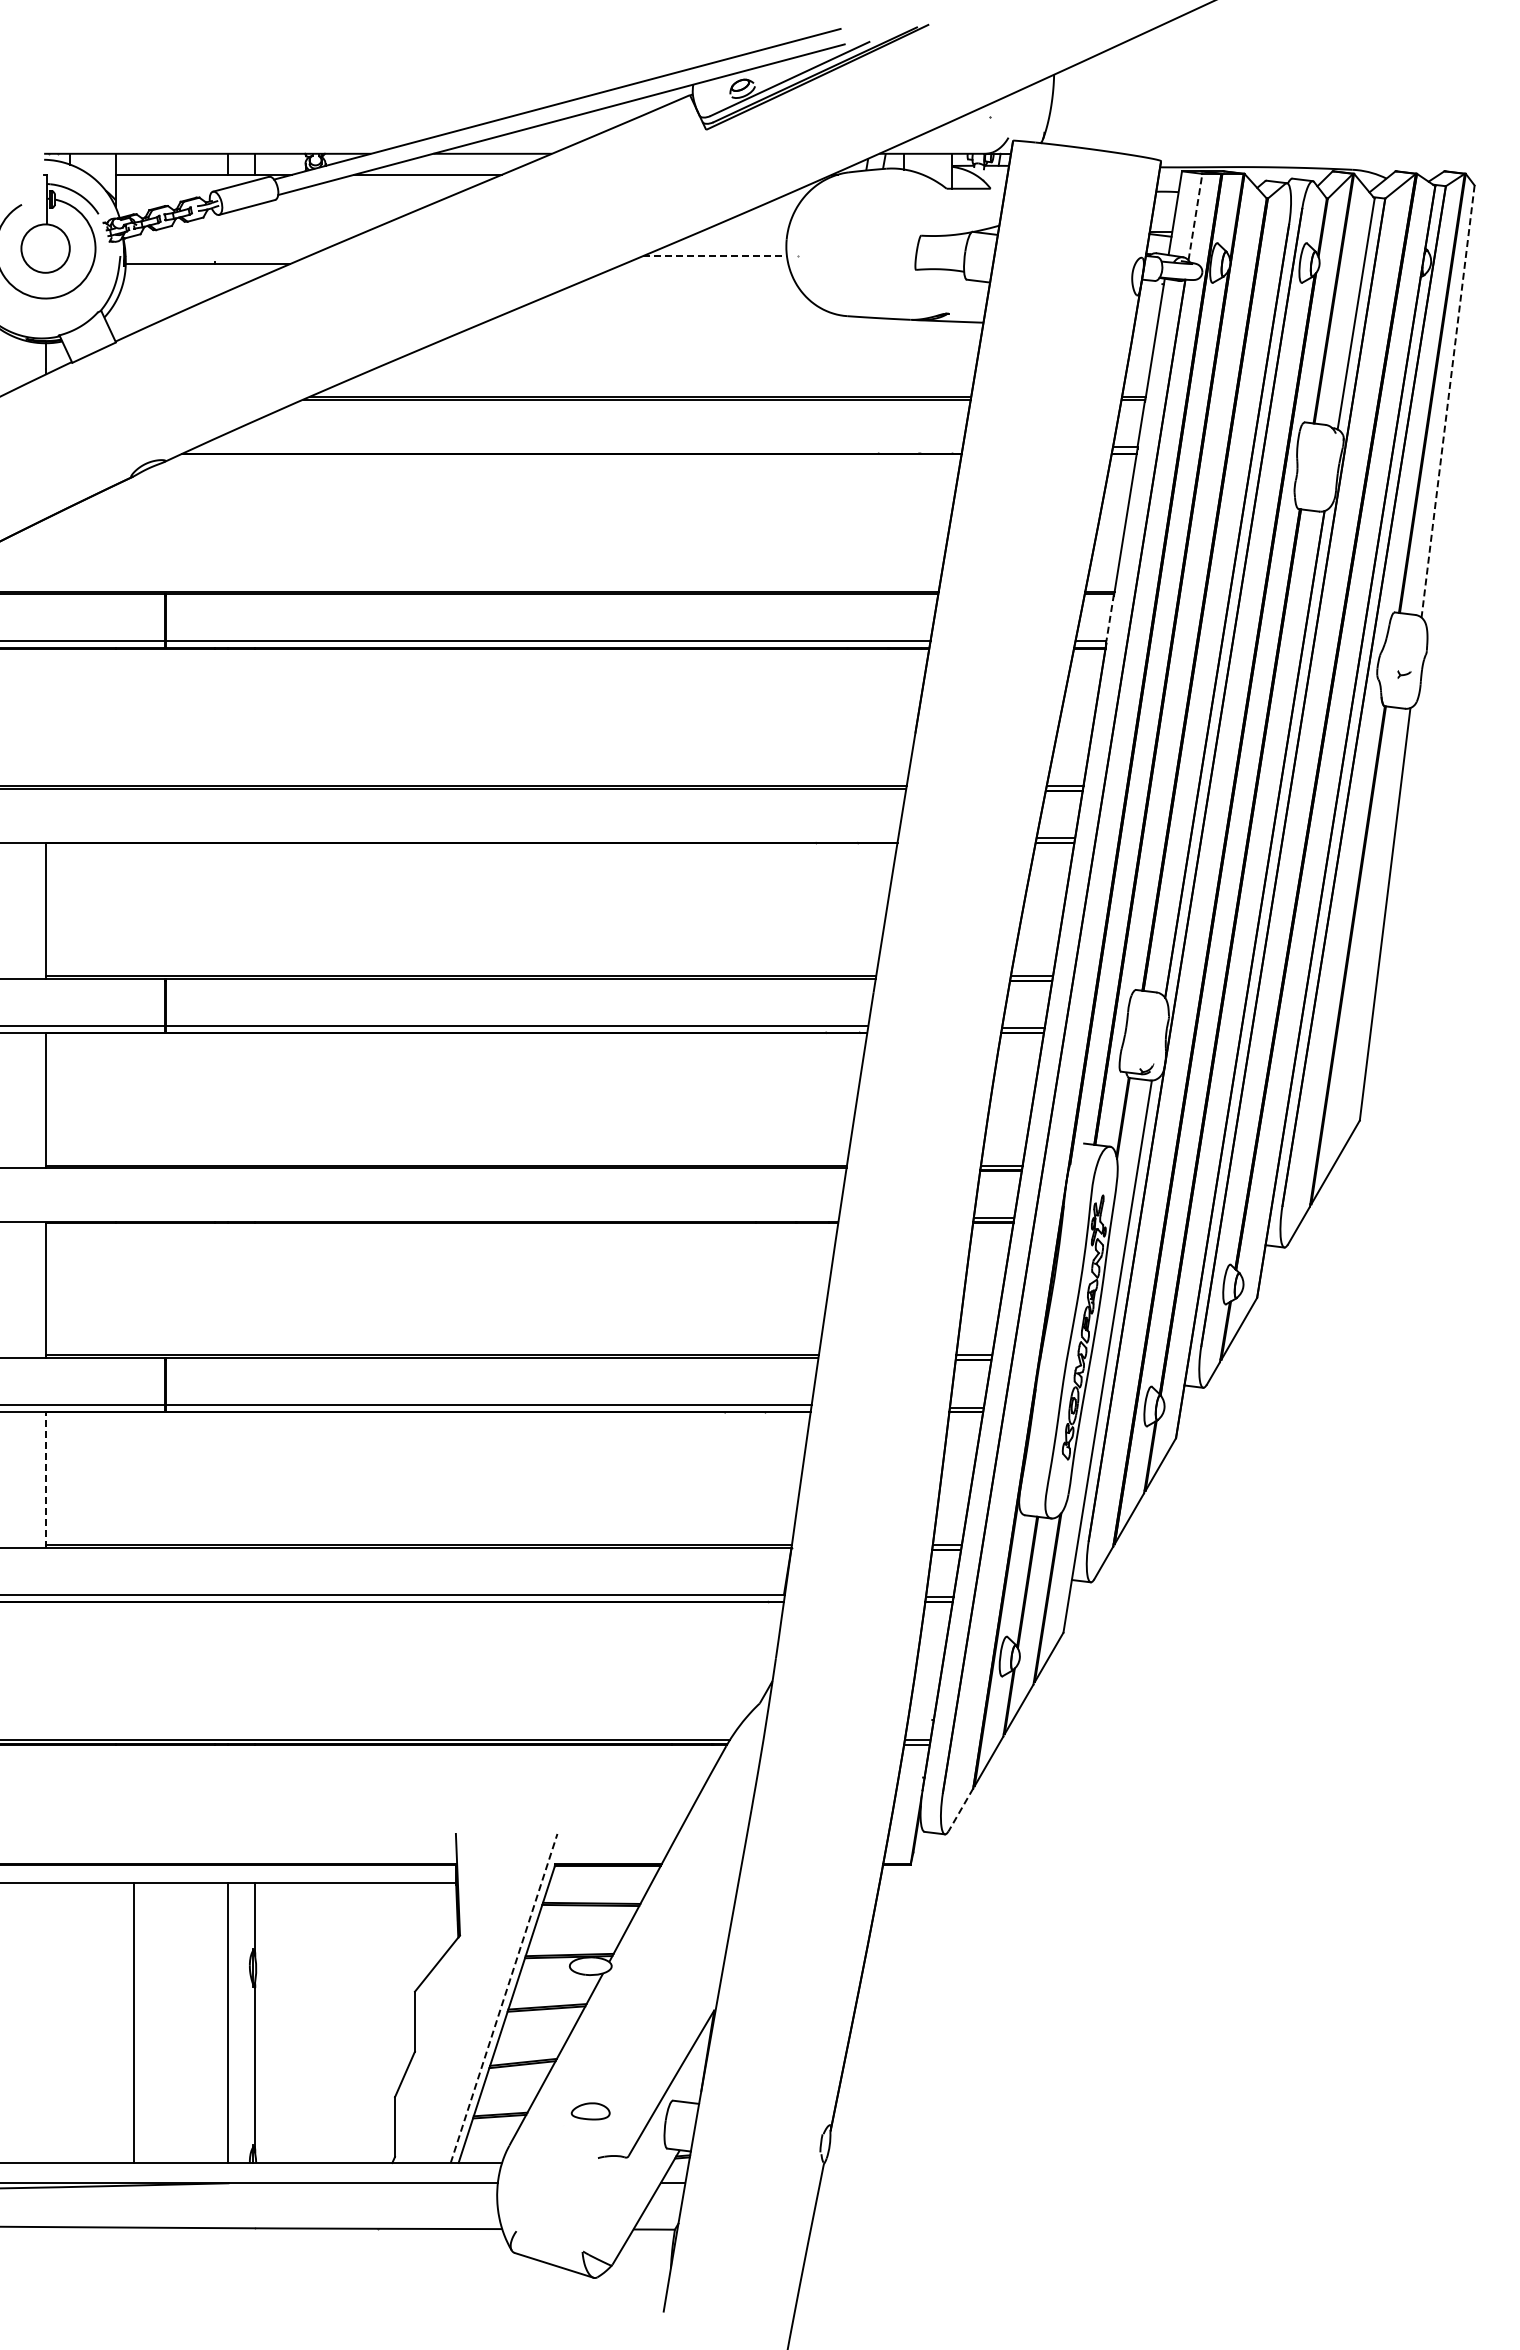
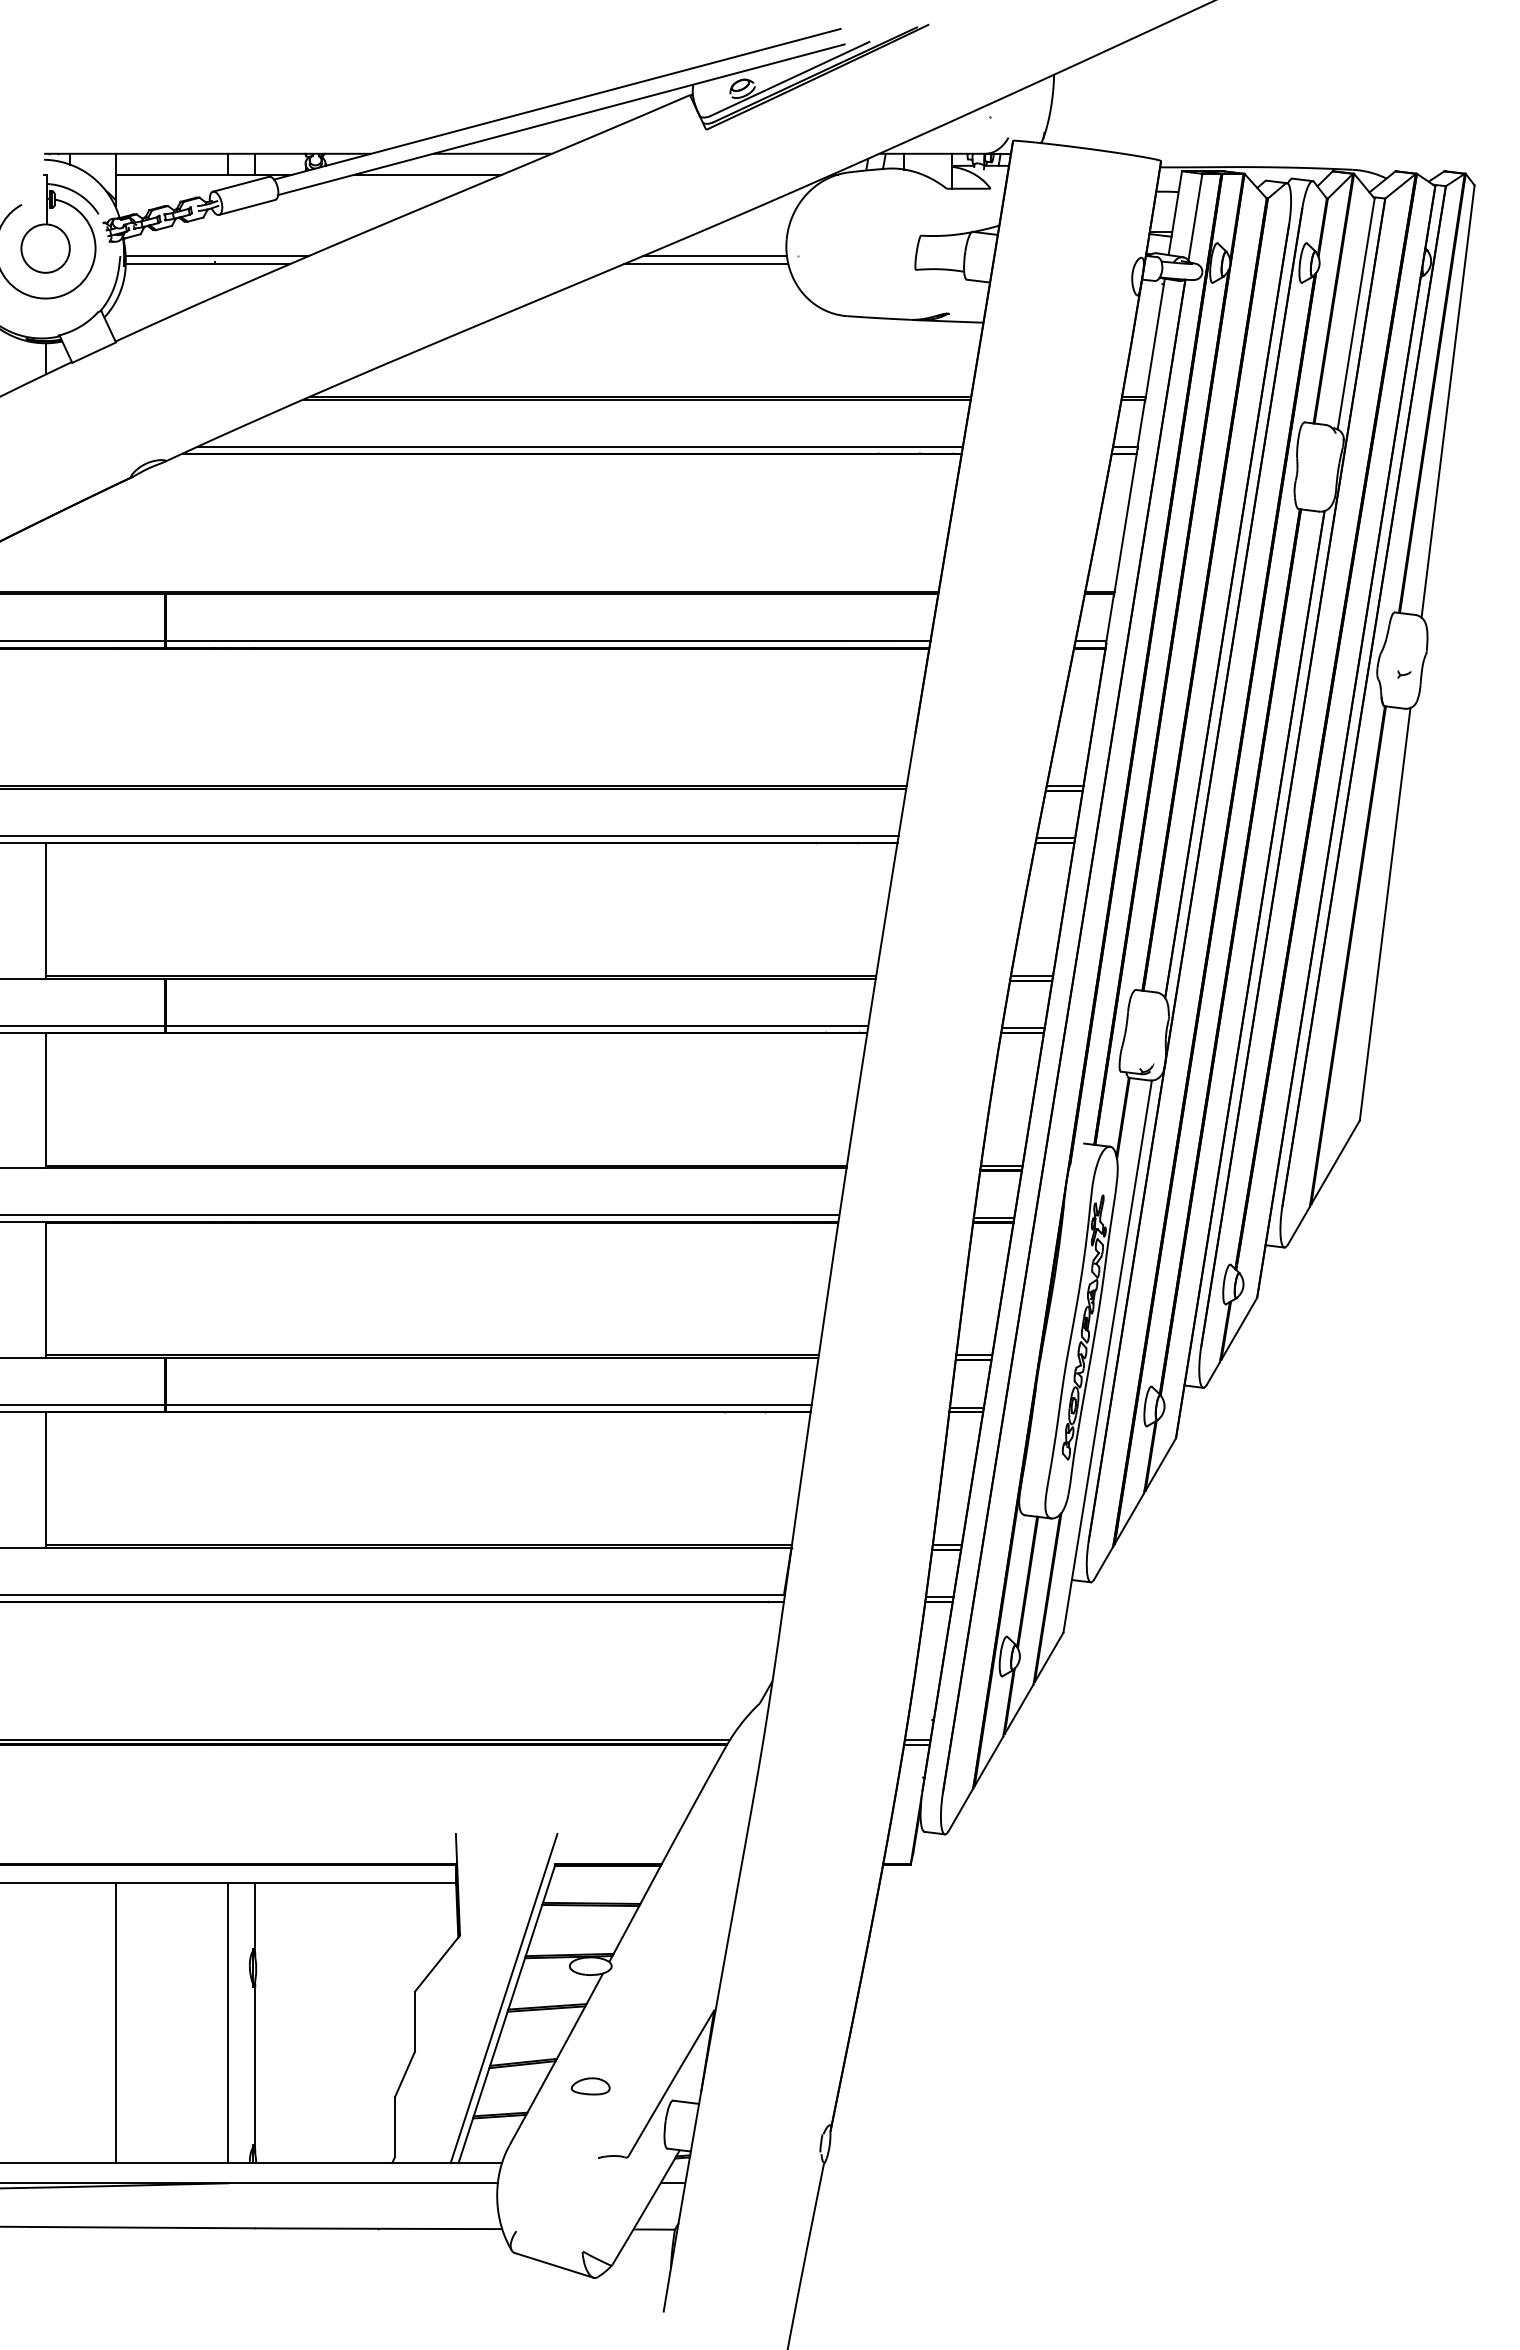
line: dashed -> solid (1195, 217)
line: none -> present (216, 256)
line: dashed -> solid (715, 256)
line: none -> present (705, 264)
line: dashed -> solid (1448, 401)
line: none -> present (579, 446)
line: dashed -> solid (1110, 617)
line: none -> present (450, 836)
line: none -> present (420, 1215)
line: dashed -> solid (46, 1480)
line: dashed -> solid (960, 1809)
line: dashed -> solid (504, 1998)
line position: (133, 2022) -> (115, 2022) (115, 2022)
part position: (590, 2111) -> (590, 2086) (590, 2086)
